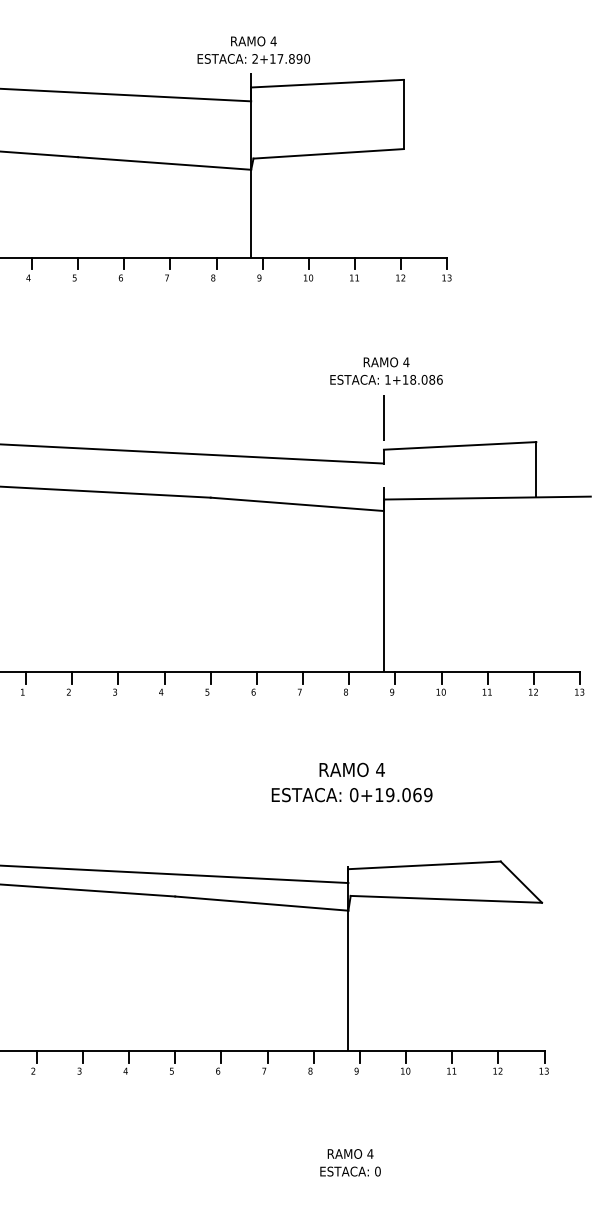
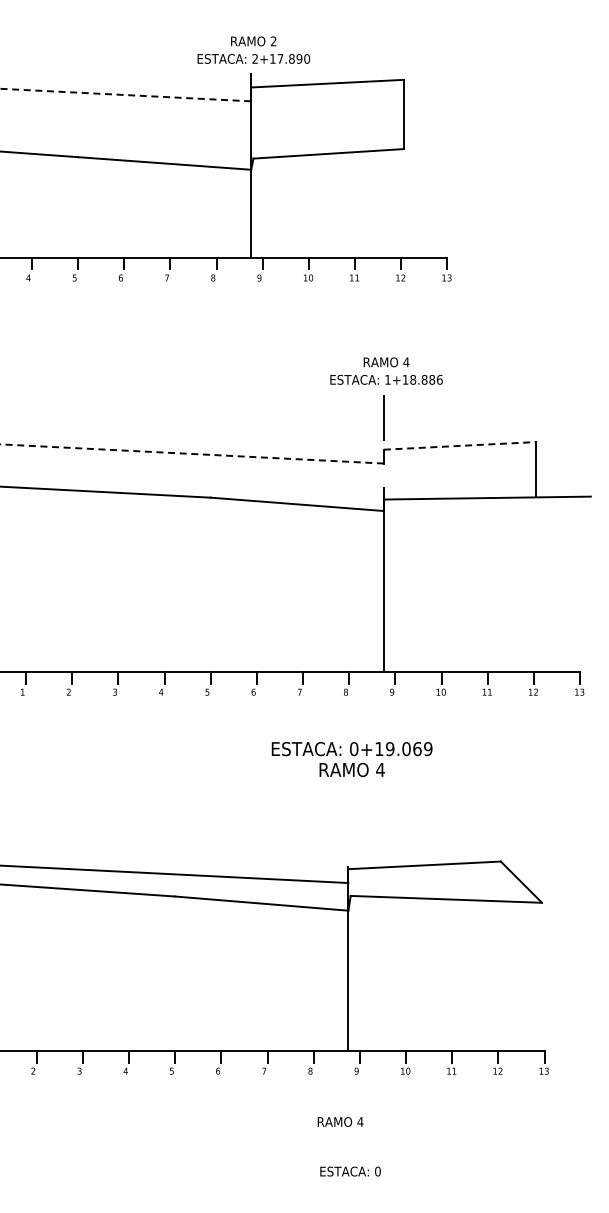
text: 4 -> 2 (273, 41)
line: solid -> dashed (125, 95)
text: 1+18.086 -> 1+18.886 (424, 379)
line: solid -> dashed (460, 445)
line: solid -> dashed (192, 453)
text position: (351, 795) -> (351, 749) (351, 749)
text position: (350, 1153) -> (340, 1121) (340, 1121)
